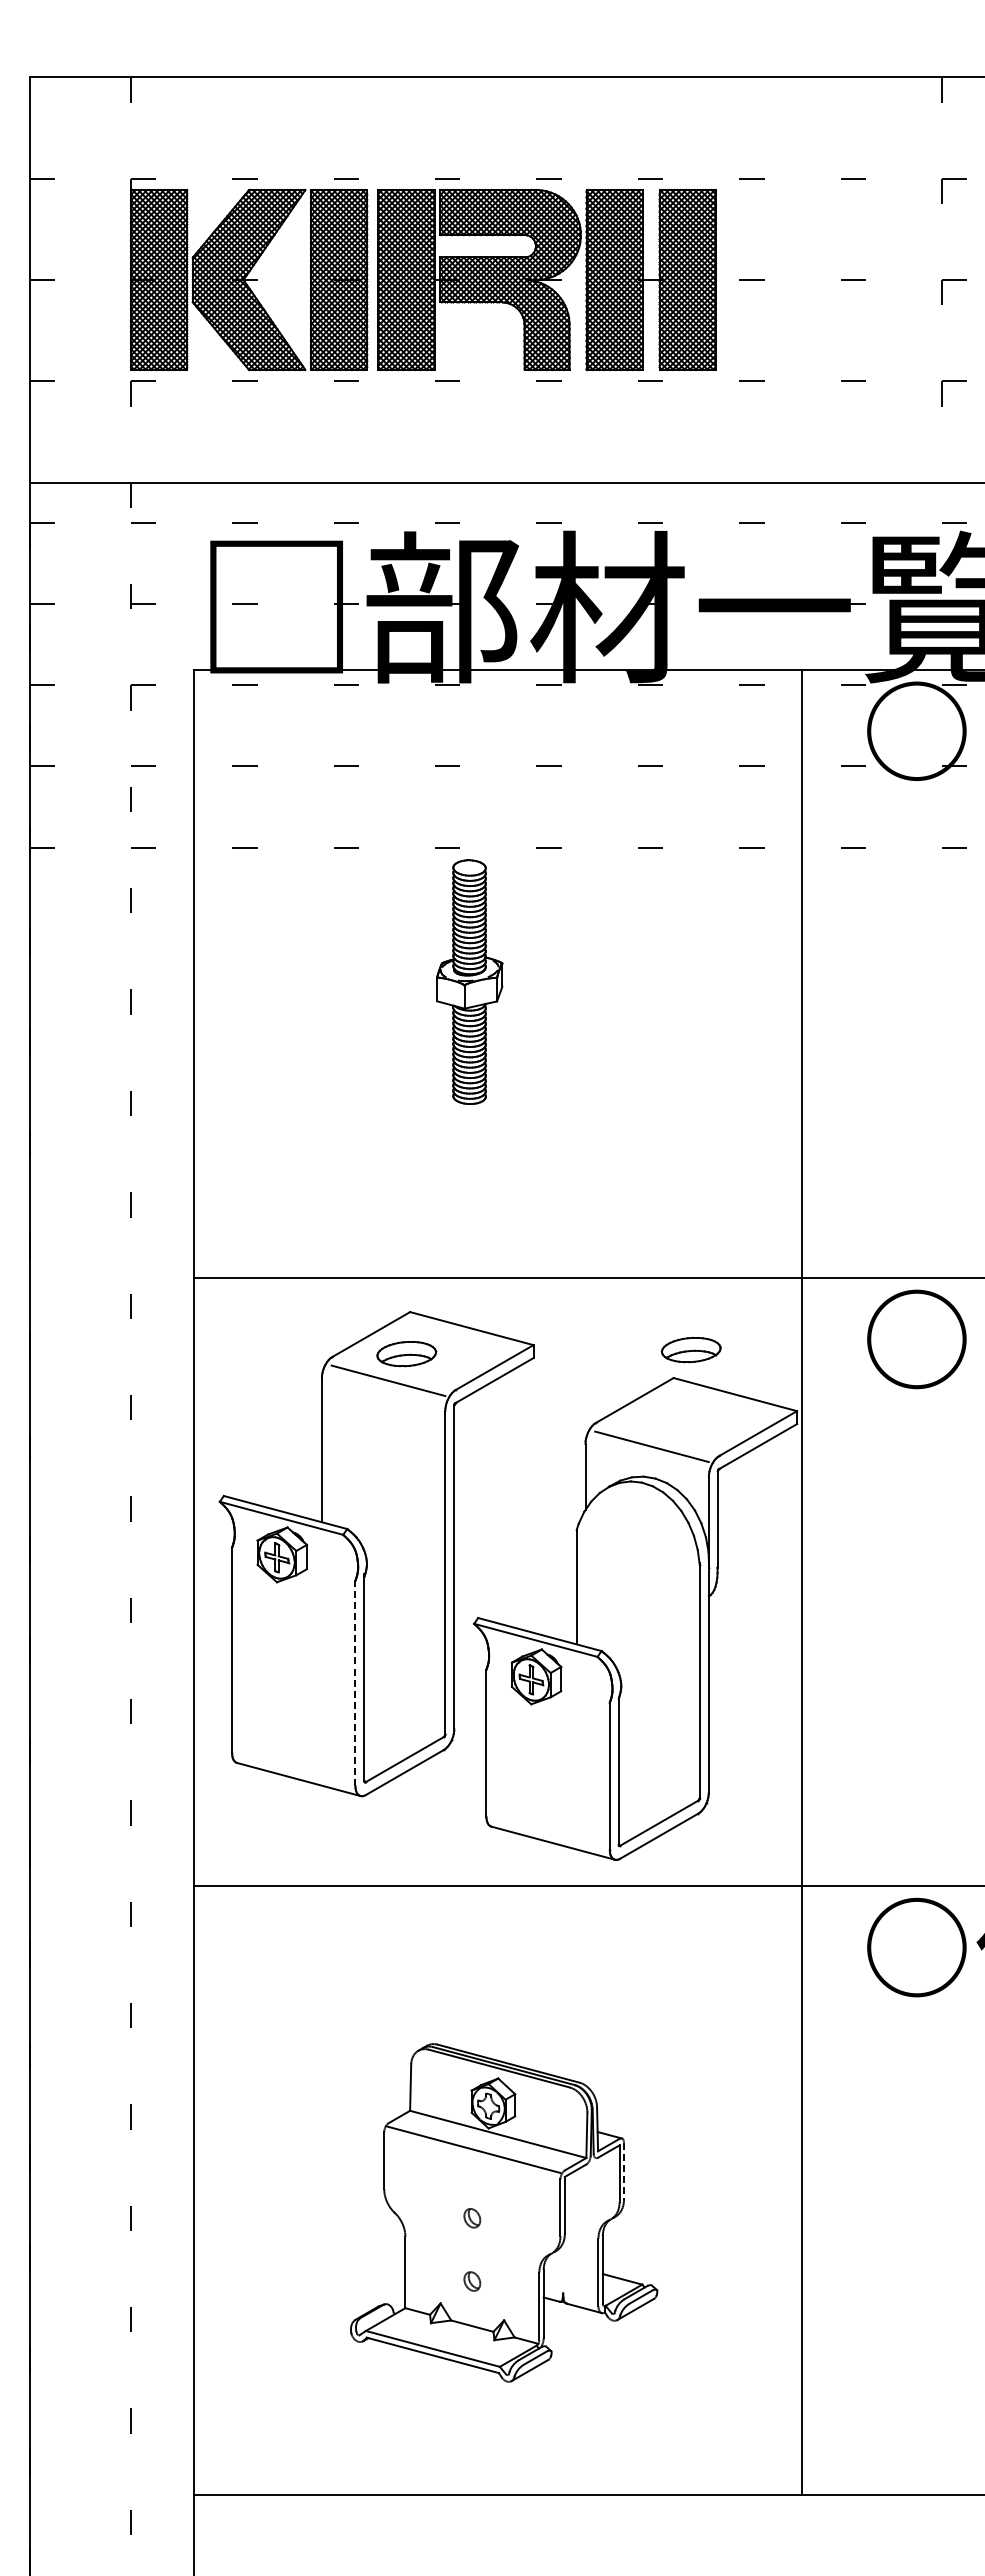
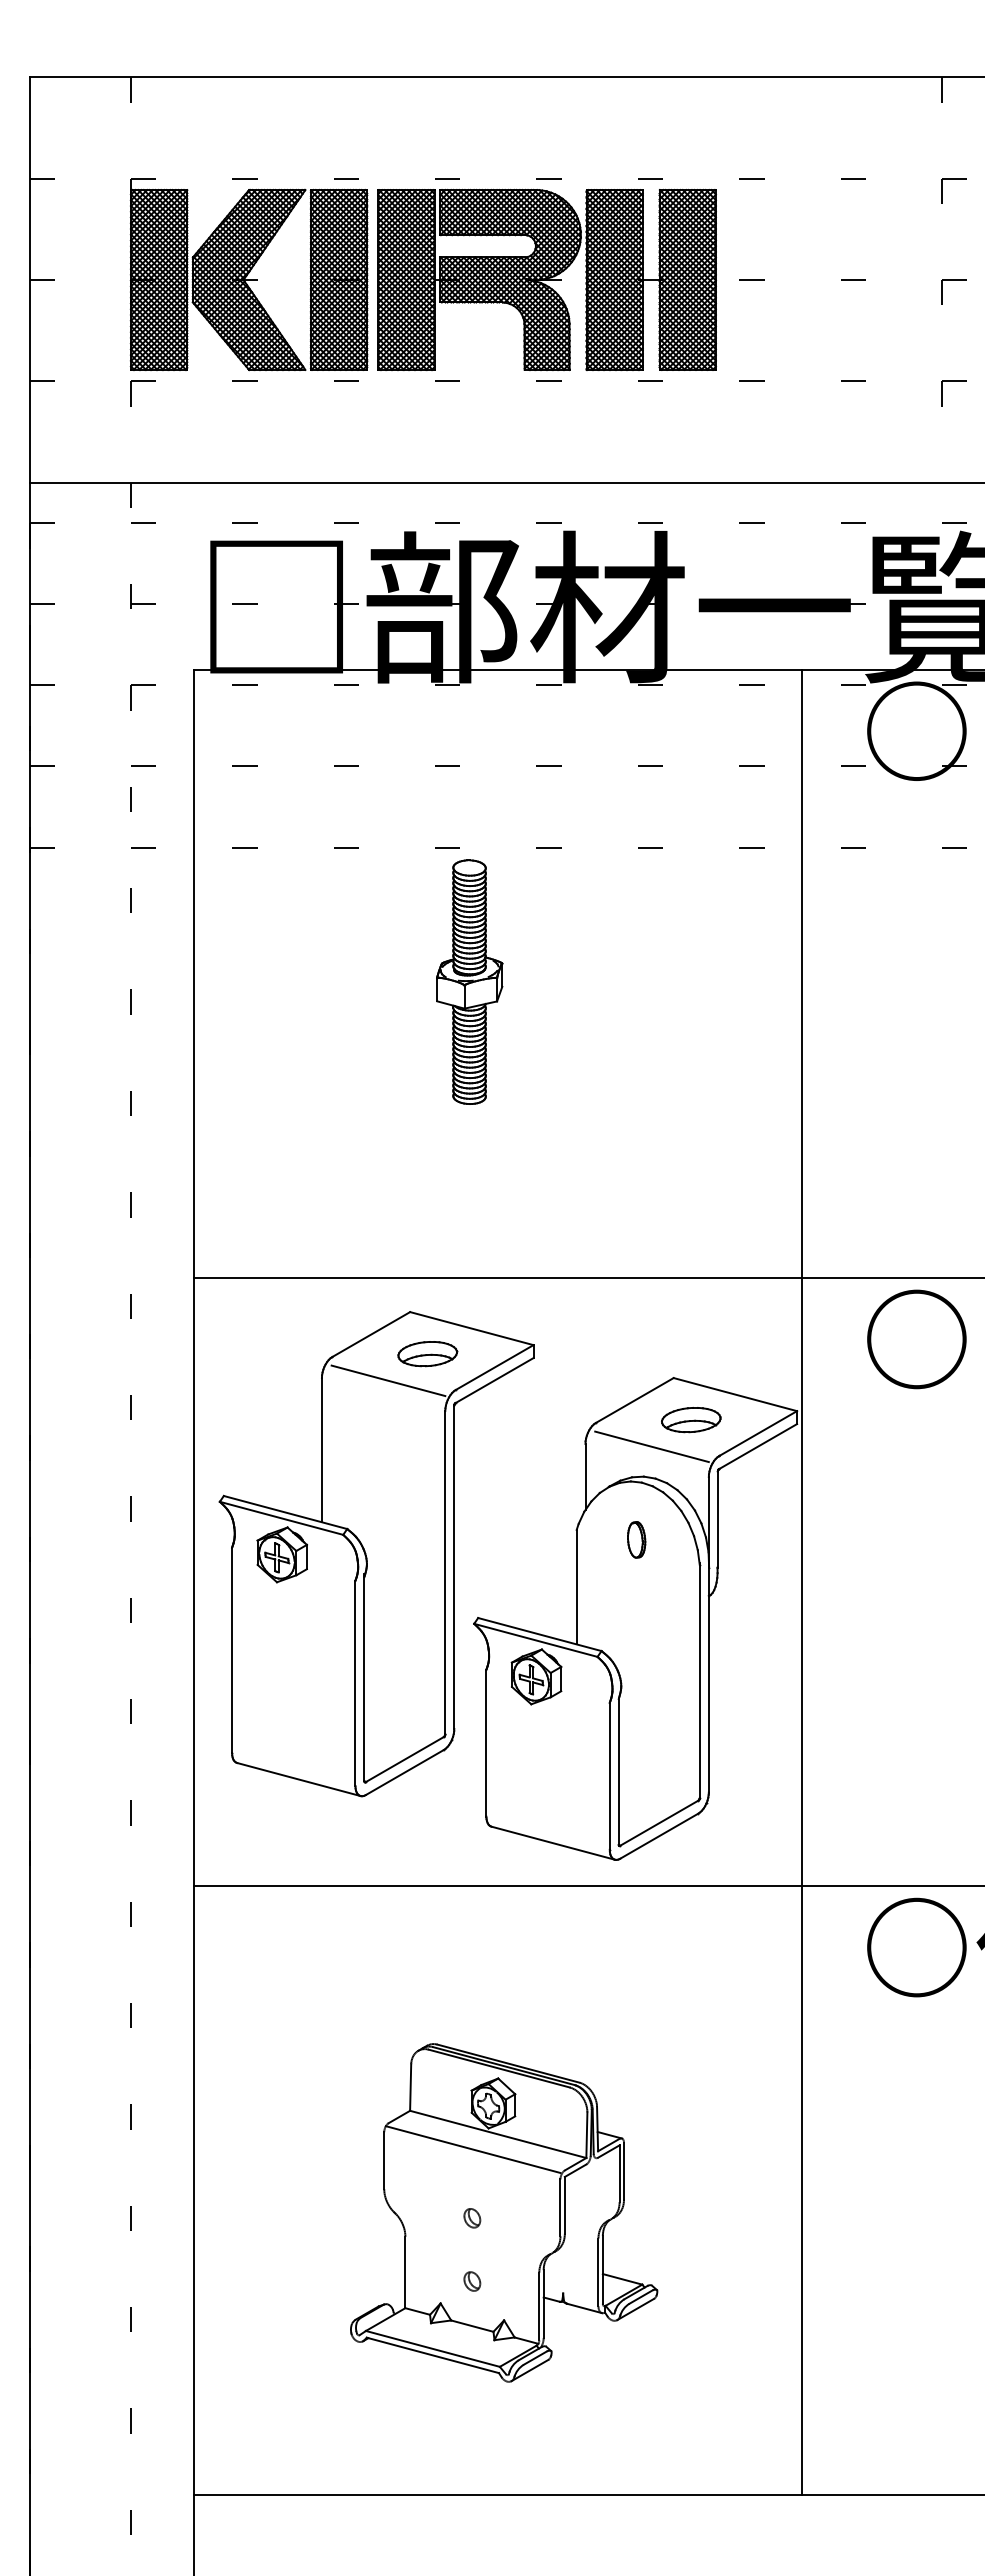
part position: (691, 1350) -> (691, 1420) (691, 1420)
part position: (406, 1354) -> (427, 1354) (427, 1354)
part: none -> present (636, 1539)
line: dashed -> solid (355, 1683)
line: dashed -> solid (624, 2171)
